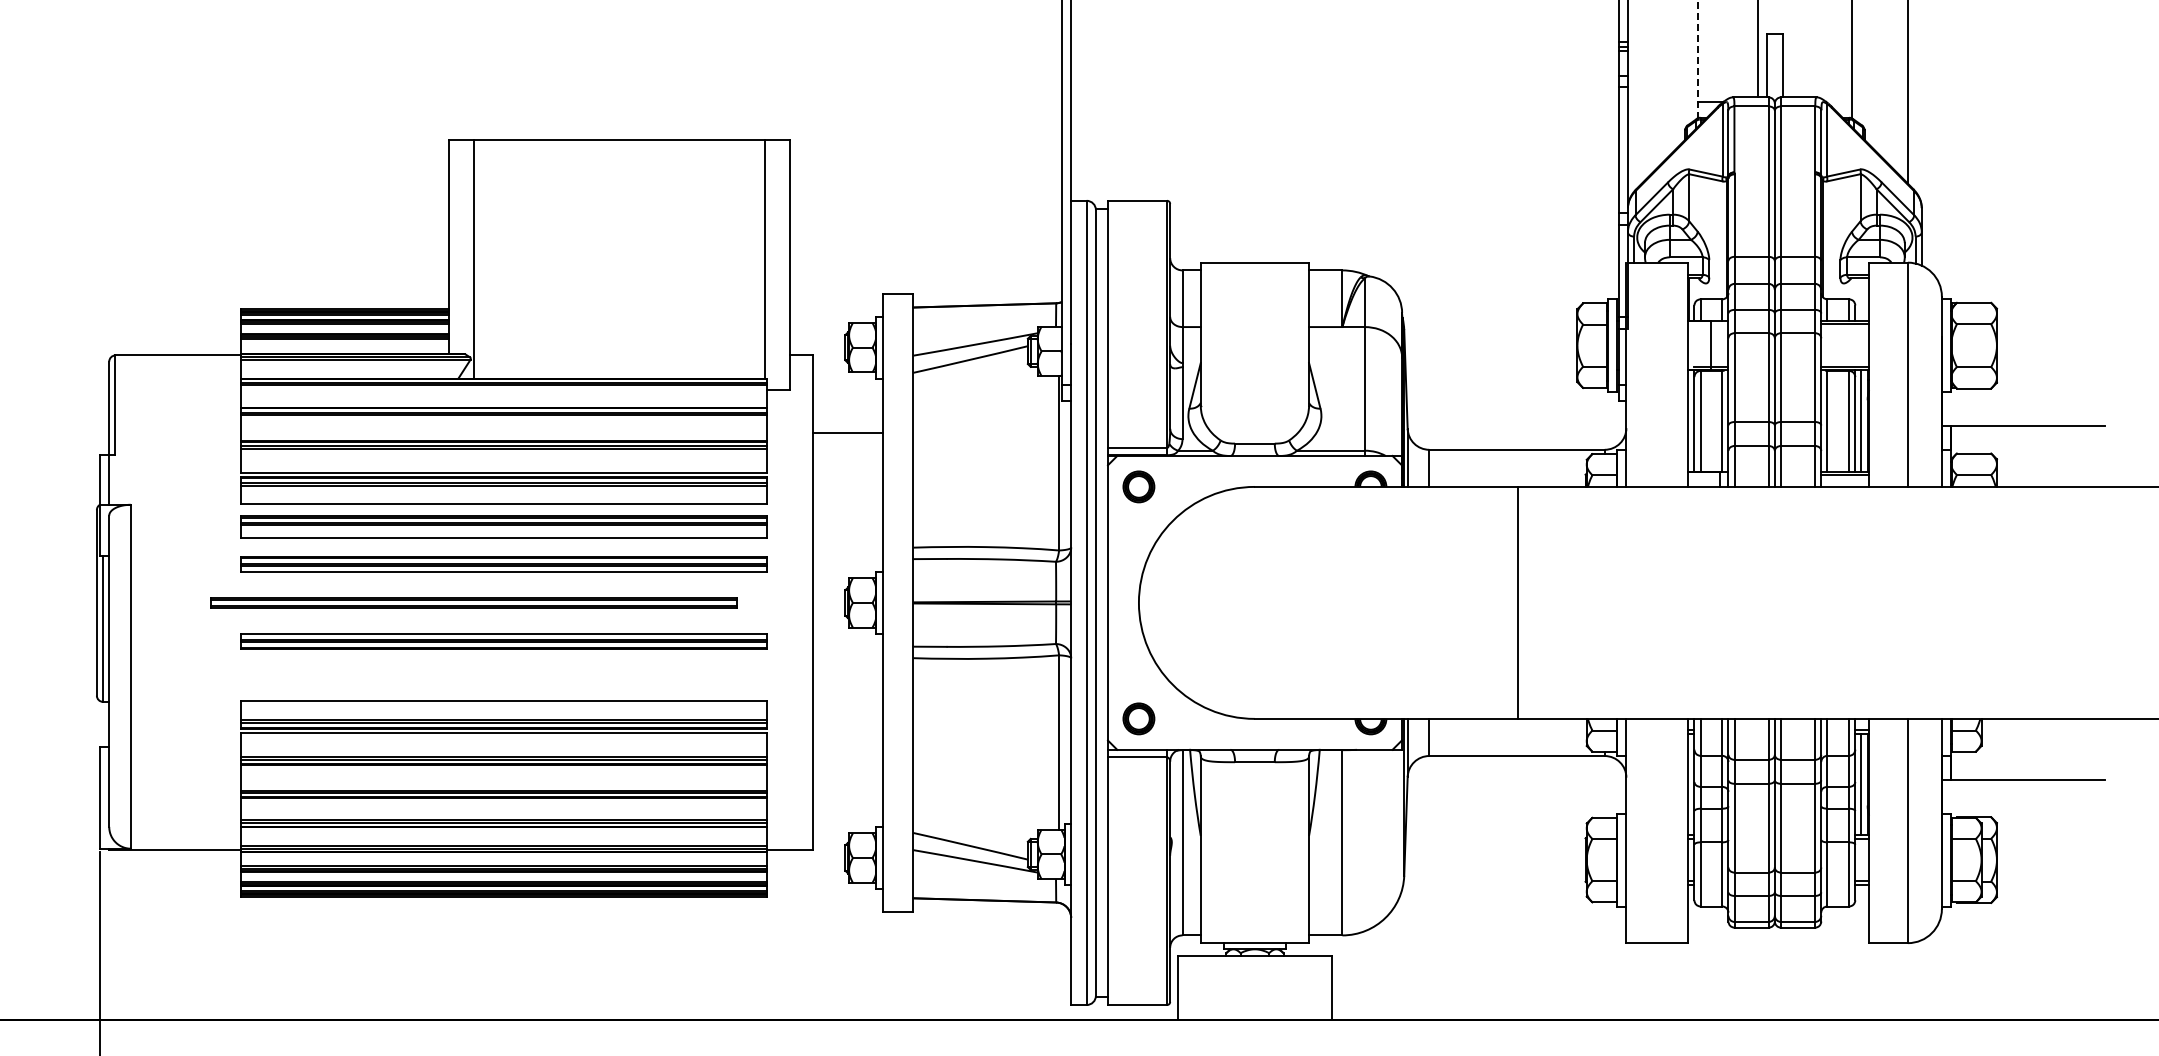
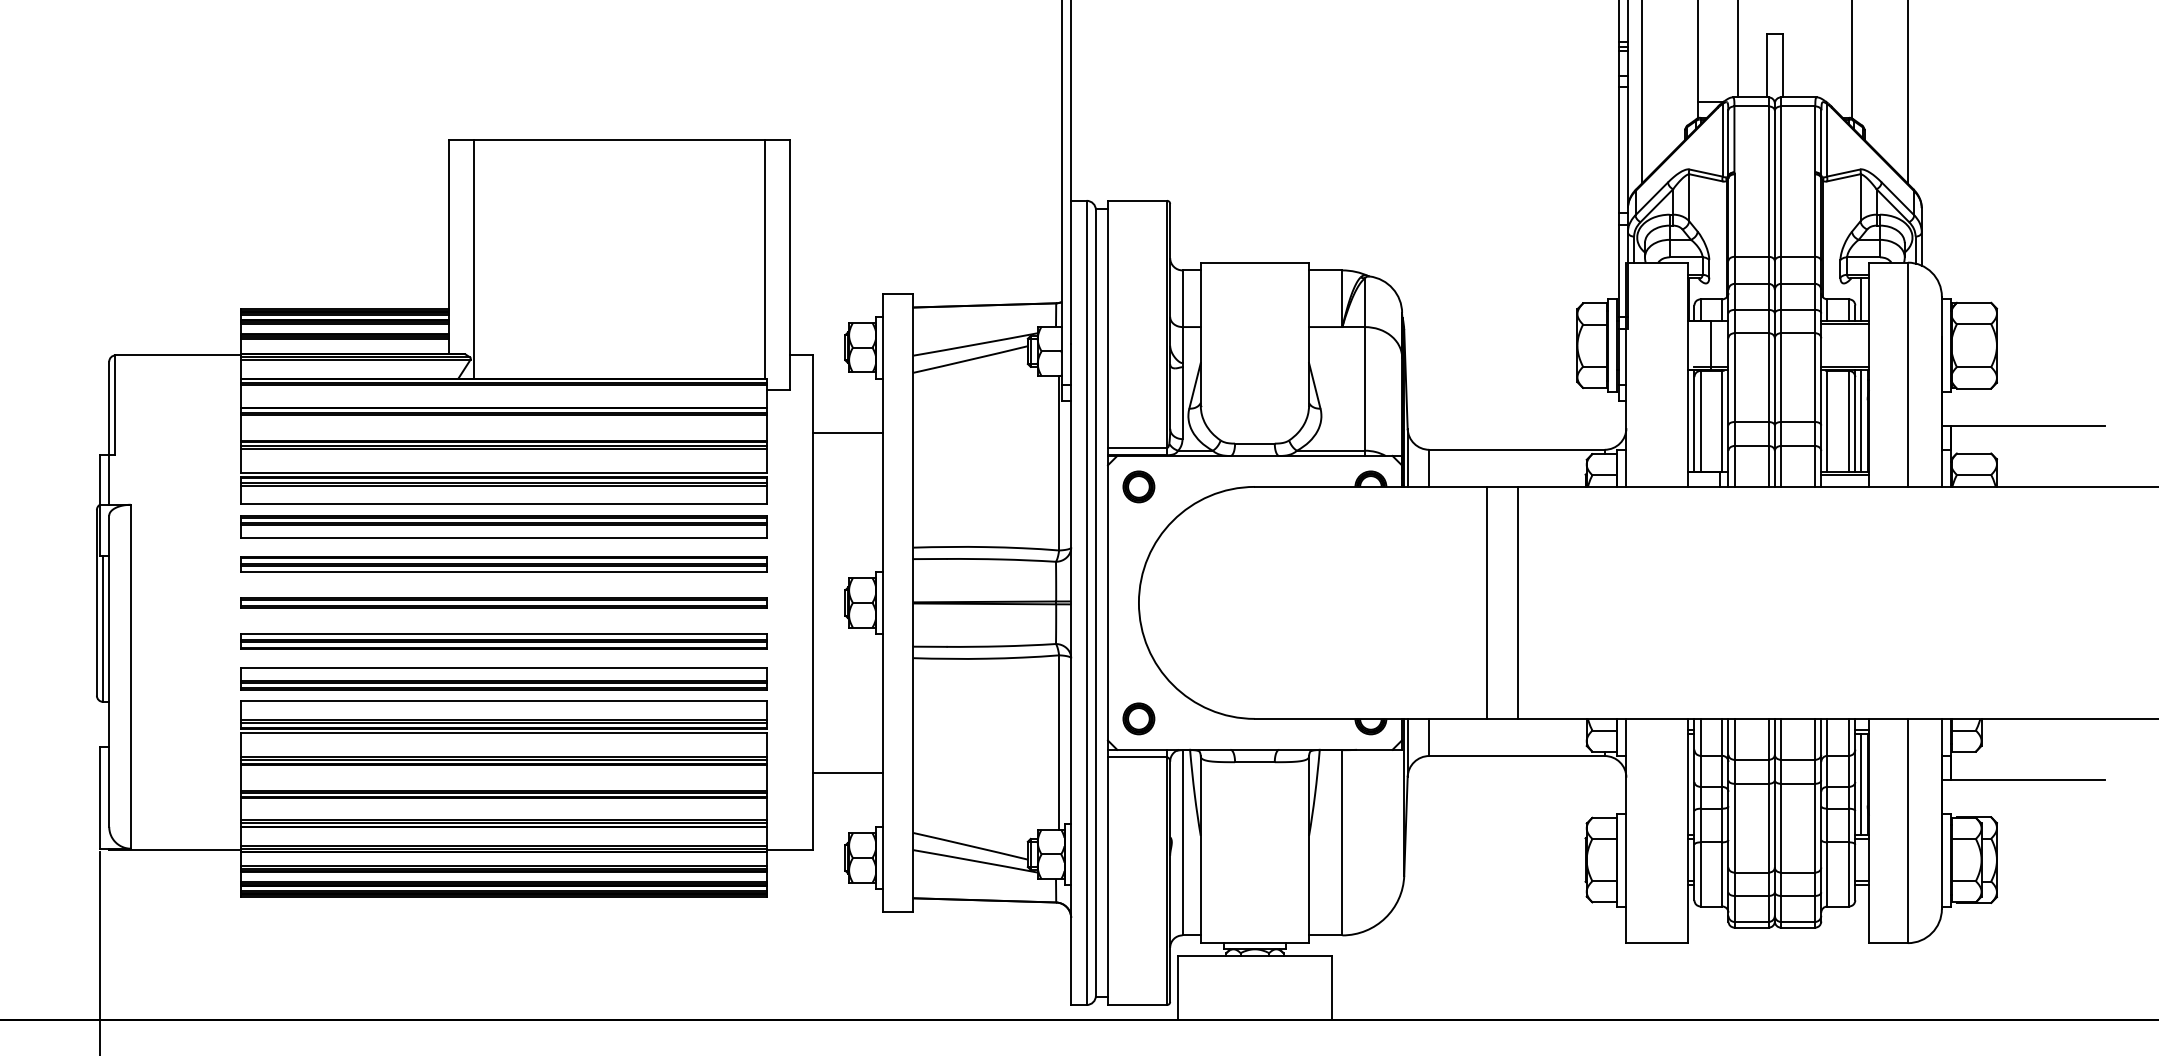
line position: (1757, 49) -> (1737, 49) (1737, 49)
line: dashed -> solid (1697, 59)
line: none -> present (1641, 92)
line: none -> present (1860, 299)
part position: (473, 602) -> (503, 602) (503, 602)
line: none -> present (1486, 602)
part: none -> present (503, 678)
line: none -> present (847, 773)
